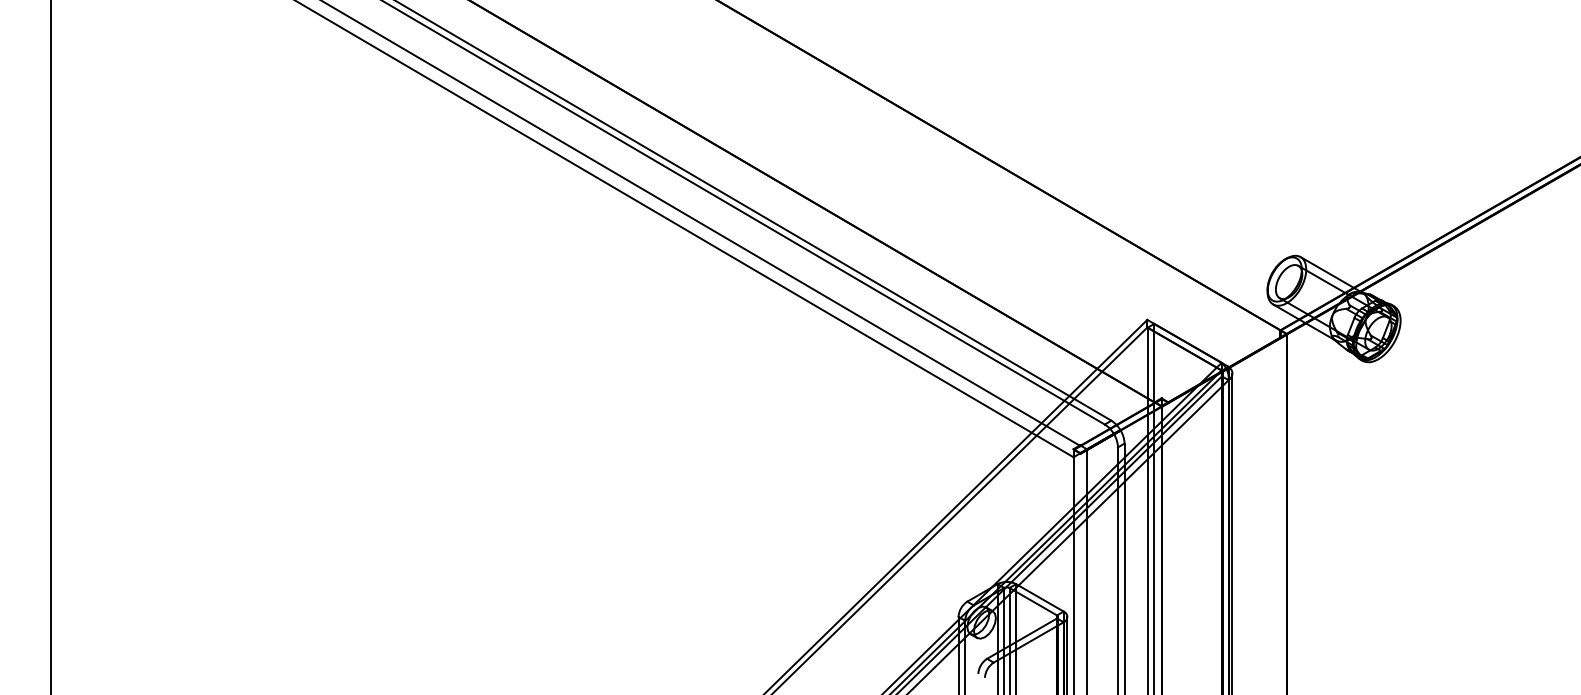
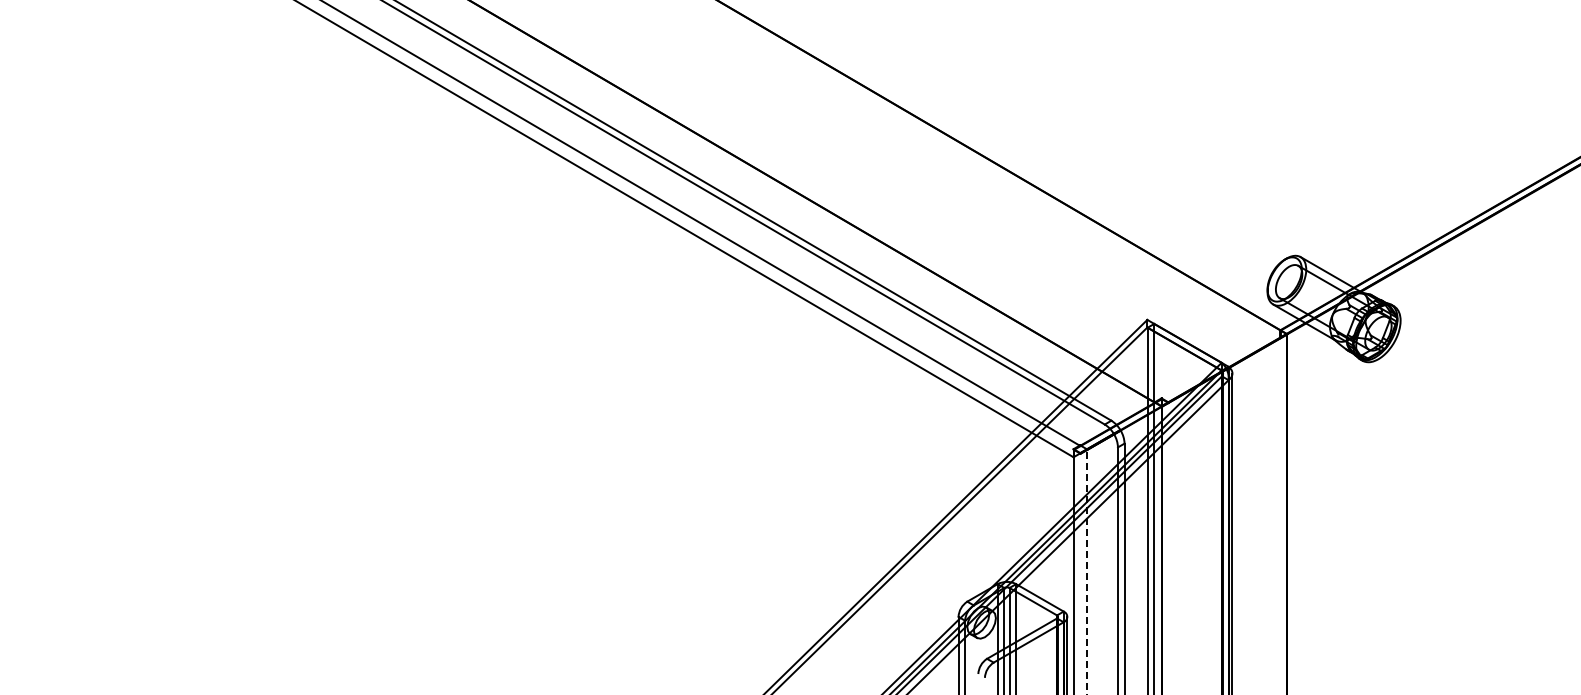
line: present -> none (50, 346)
line: solid -> dashed (1087, 571)
